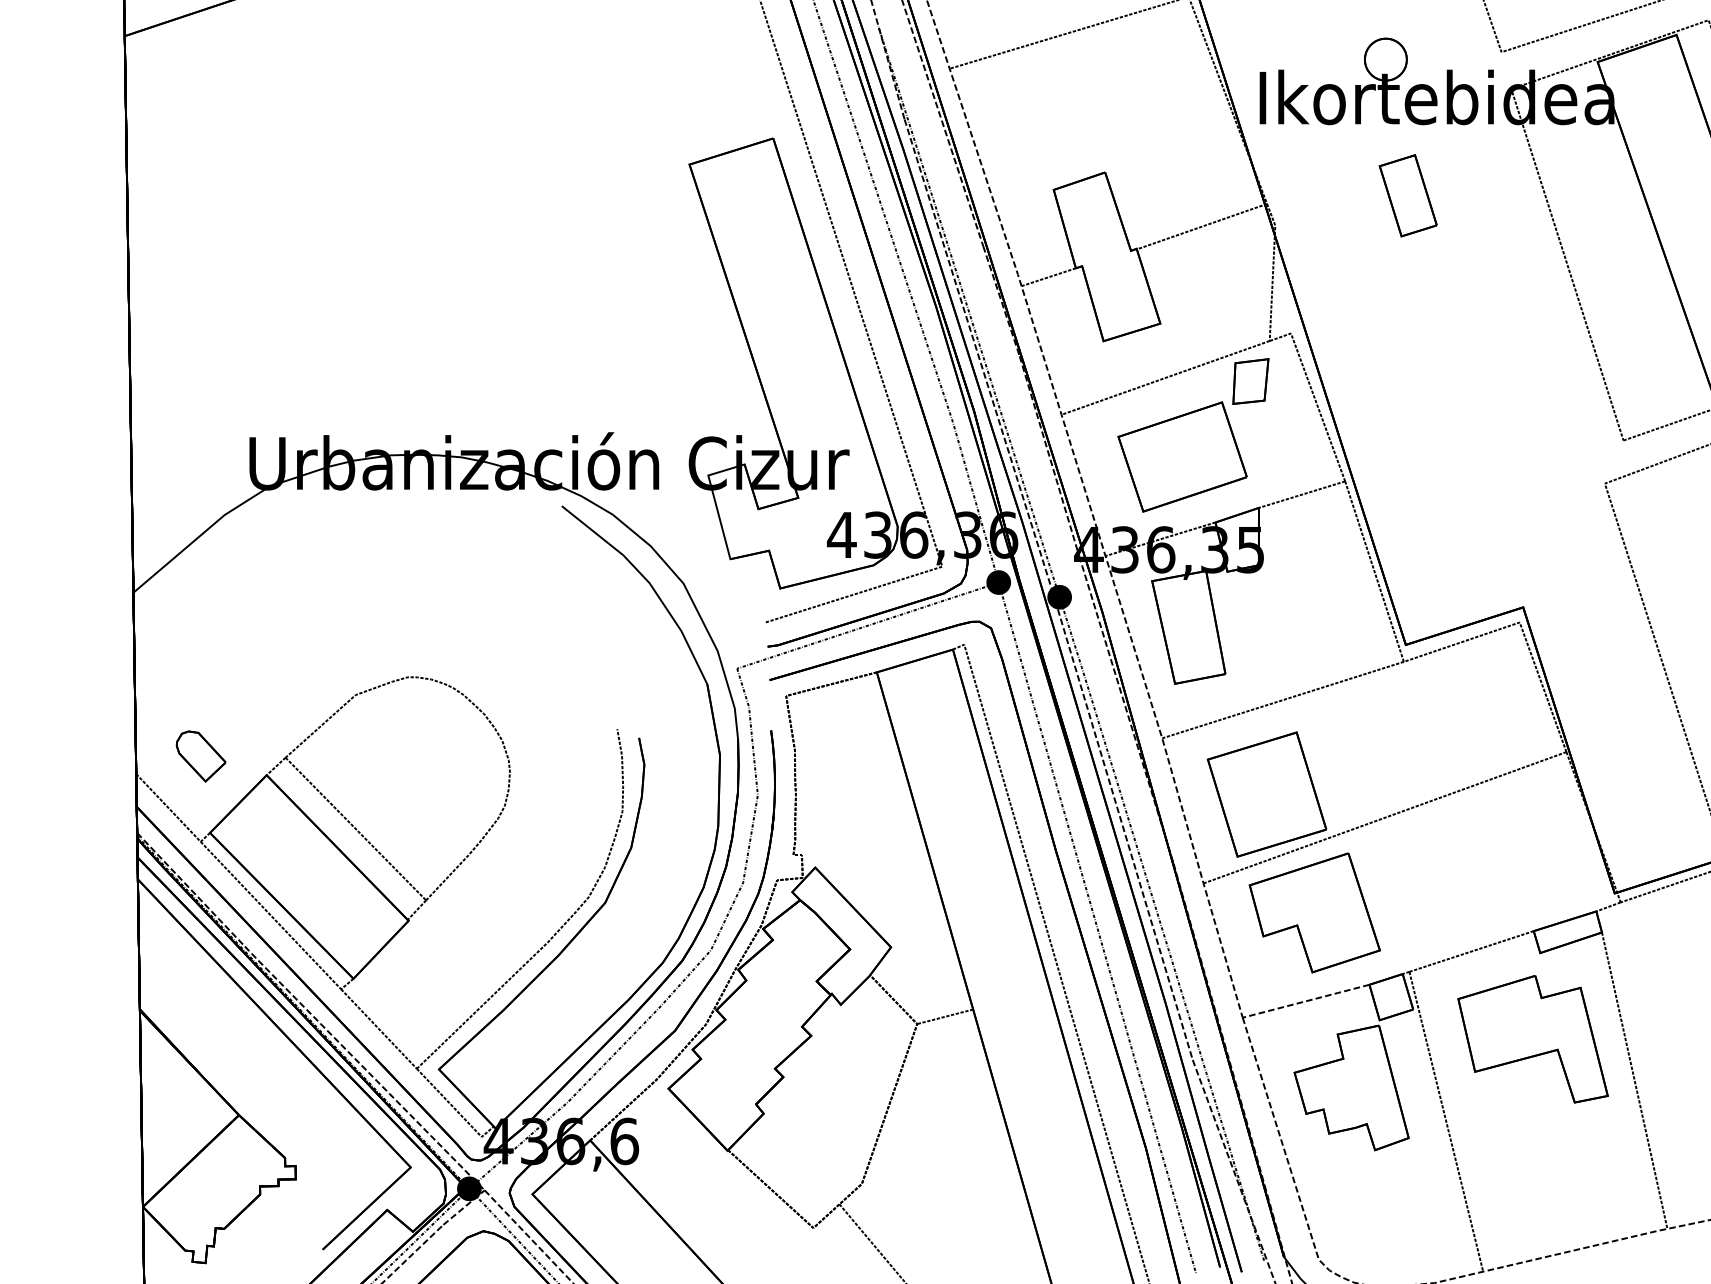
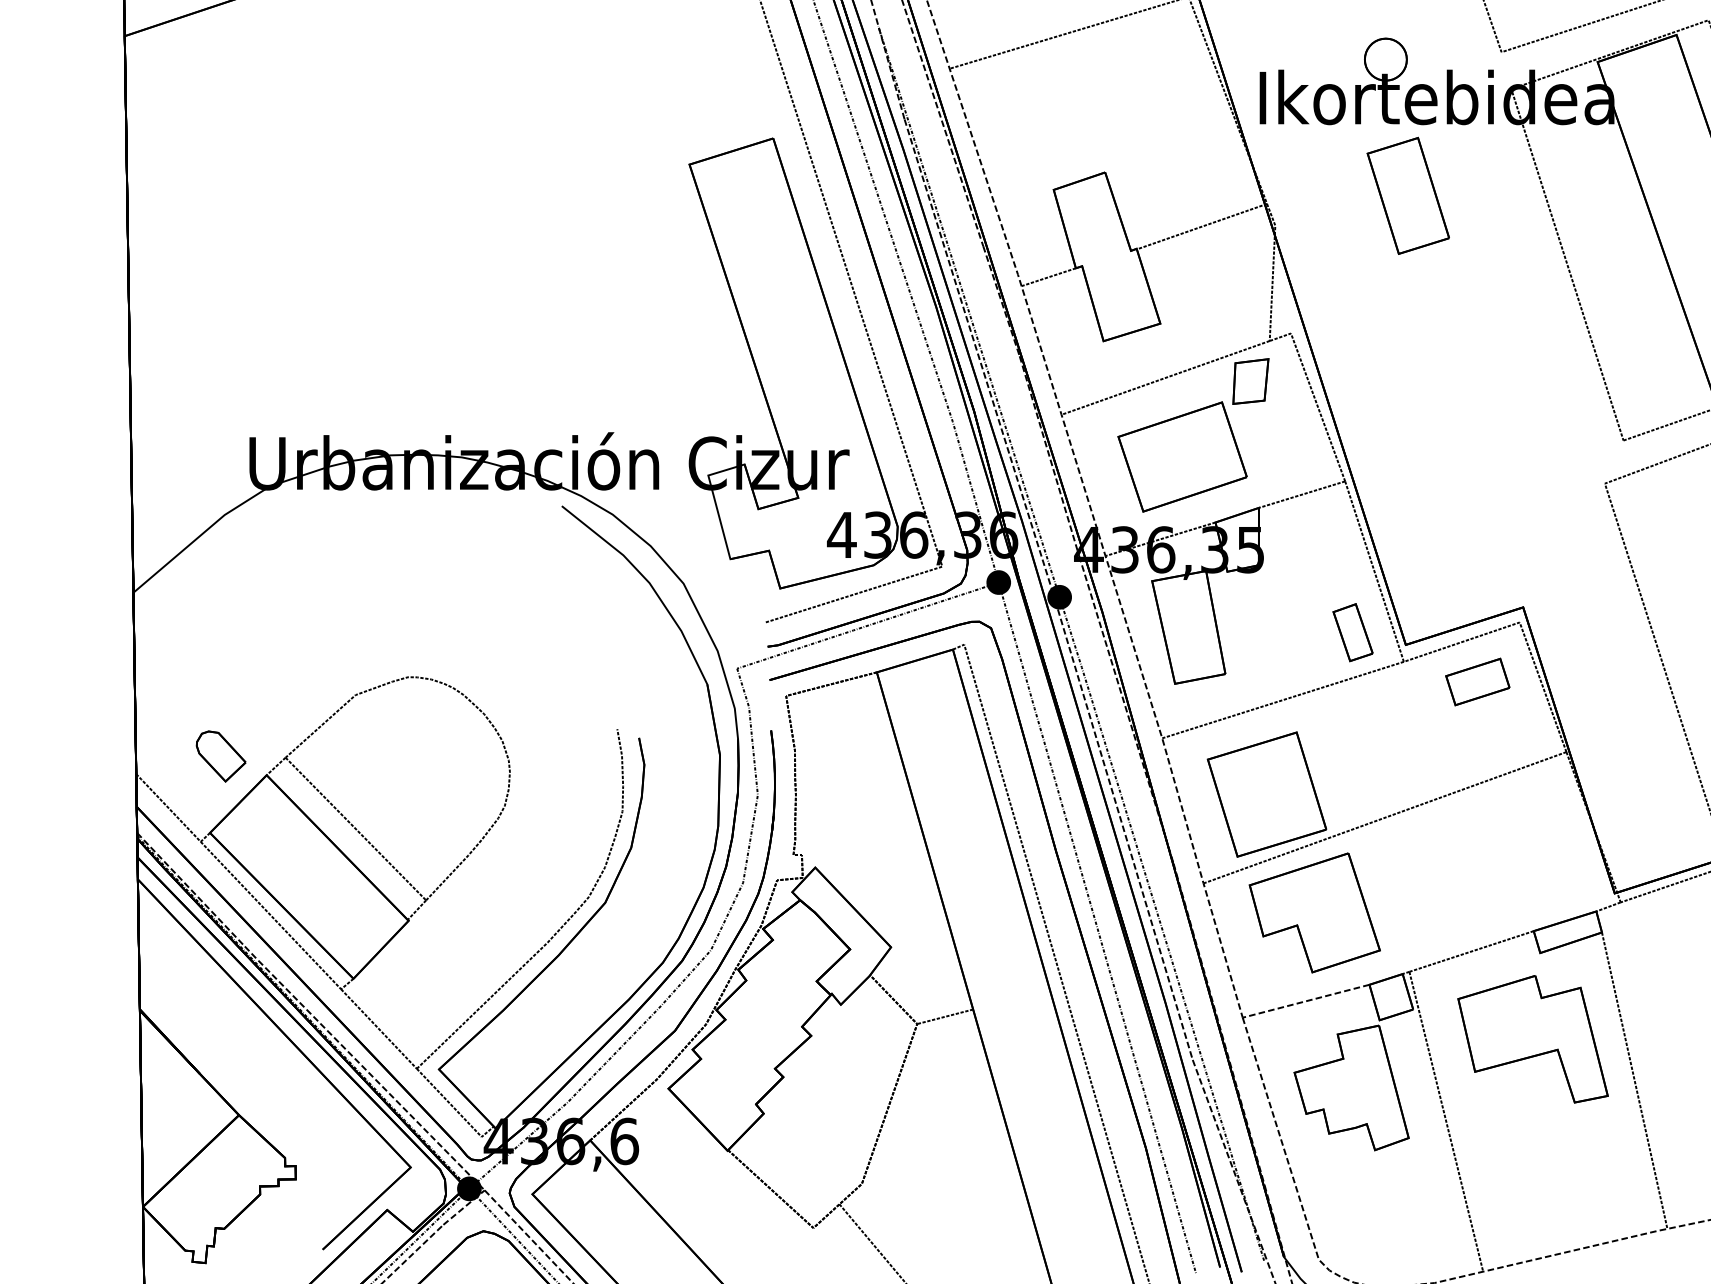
part size: 60x84 px -> 84x119 px (1407, 195)
part: none -> present (1352, 632)
part: none -> present (1477, 681)
part position: (200, 756) -> (220, 756) (220, 756)
